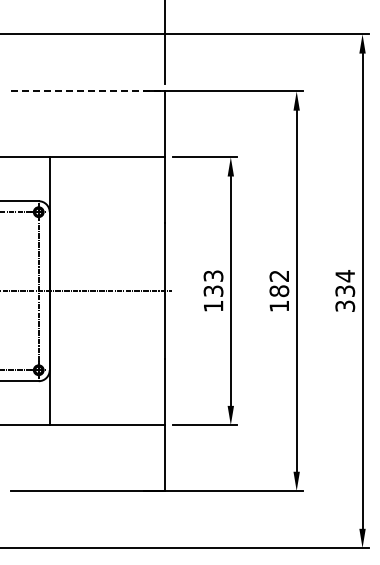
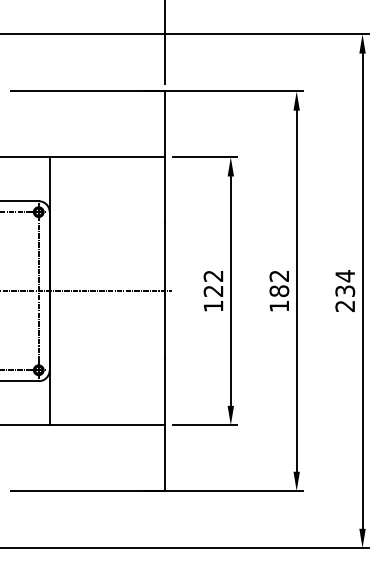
line: dashed -> solid (88, 91)
text: 133 -> 122 (213, 283)
text: 334 -> 234 (345, 305)
